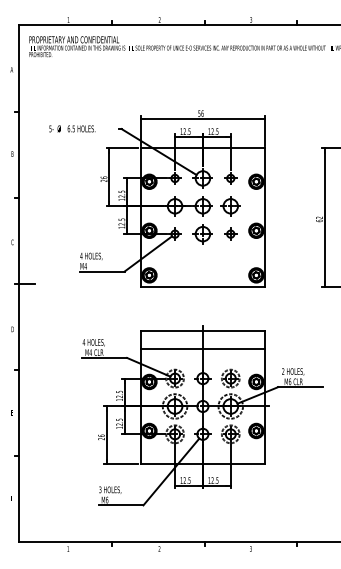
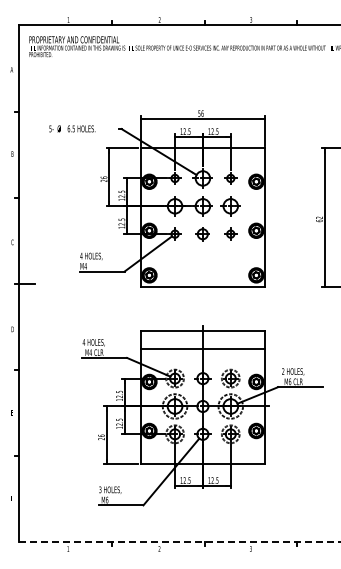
part size: 21x21 px -> 15x15 px (202, 234)
line: solid -> dashed (180, 542)
